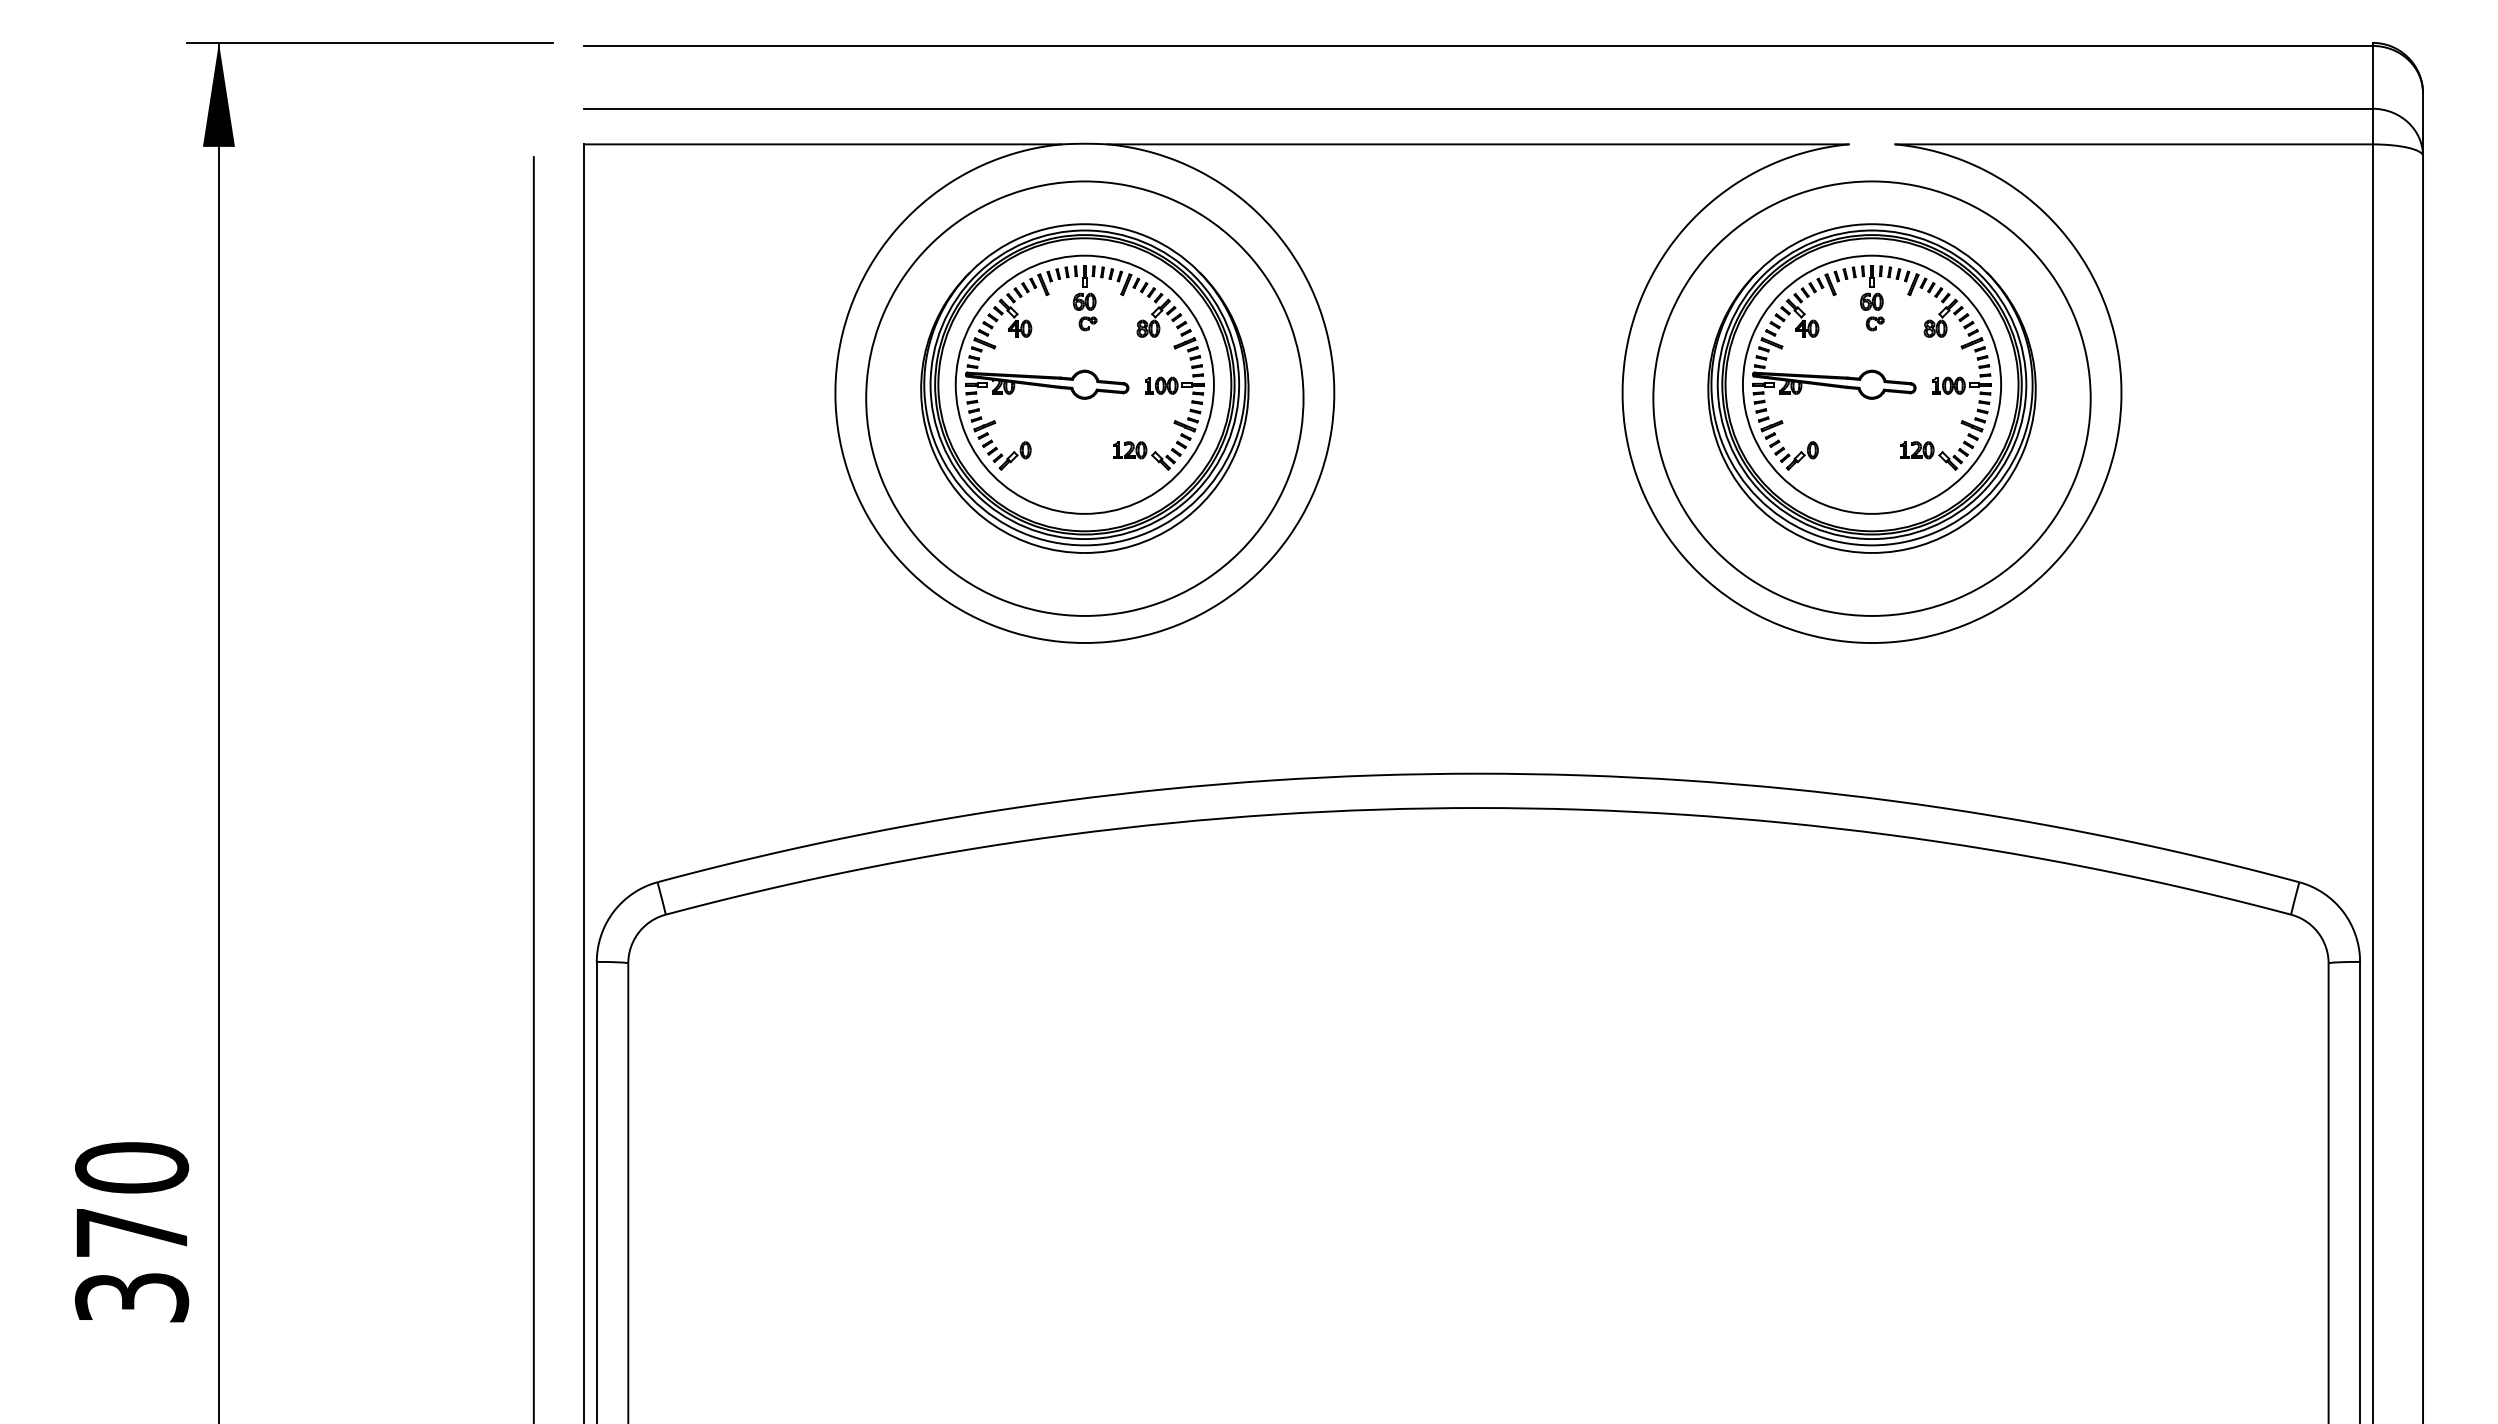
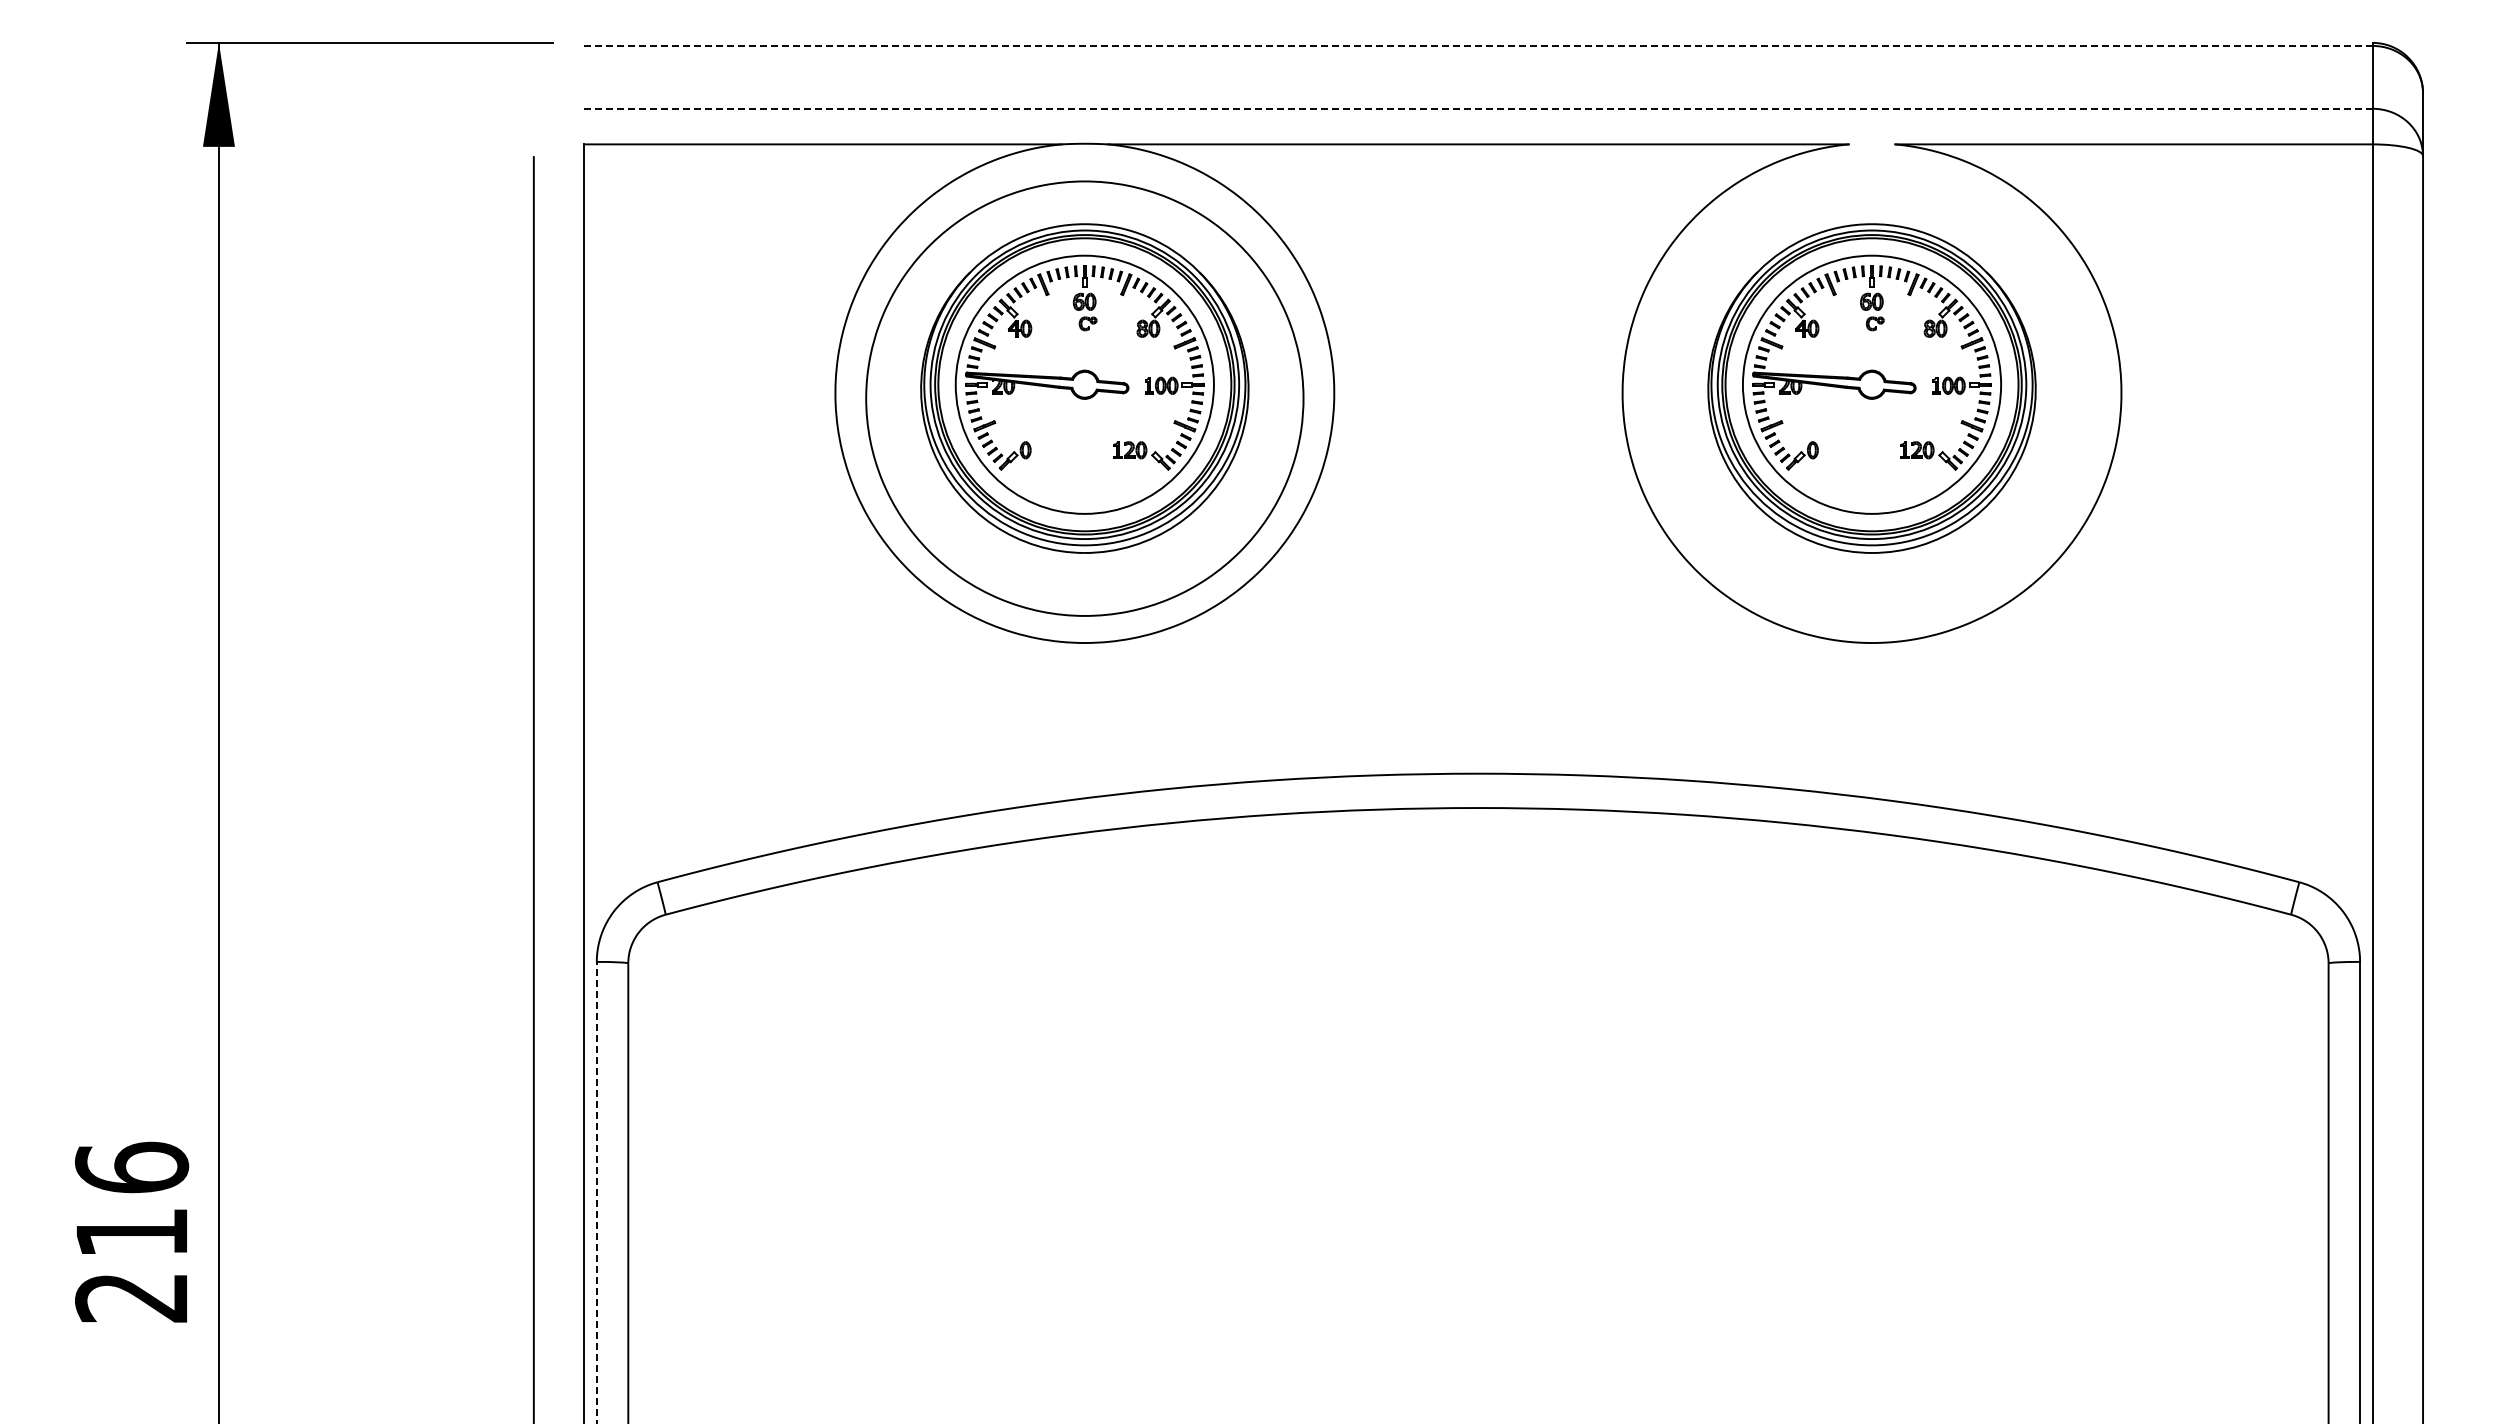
line: solid -> dashed (1477, 45)
line: solid -> dashed (1478, 108)
part: present -> none (1871, 398)
line: solid -> dashed (596, 1192)
text: 370 -> 216 (132, 1231)
